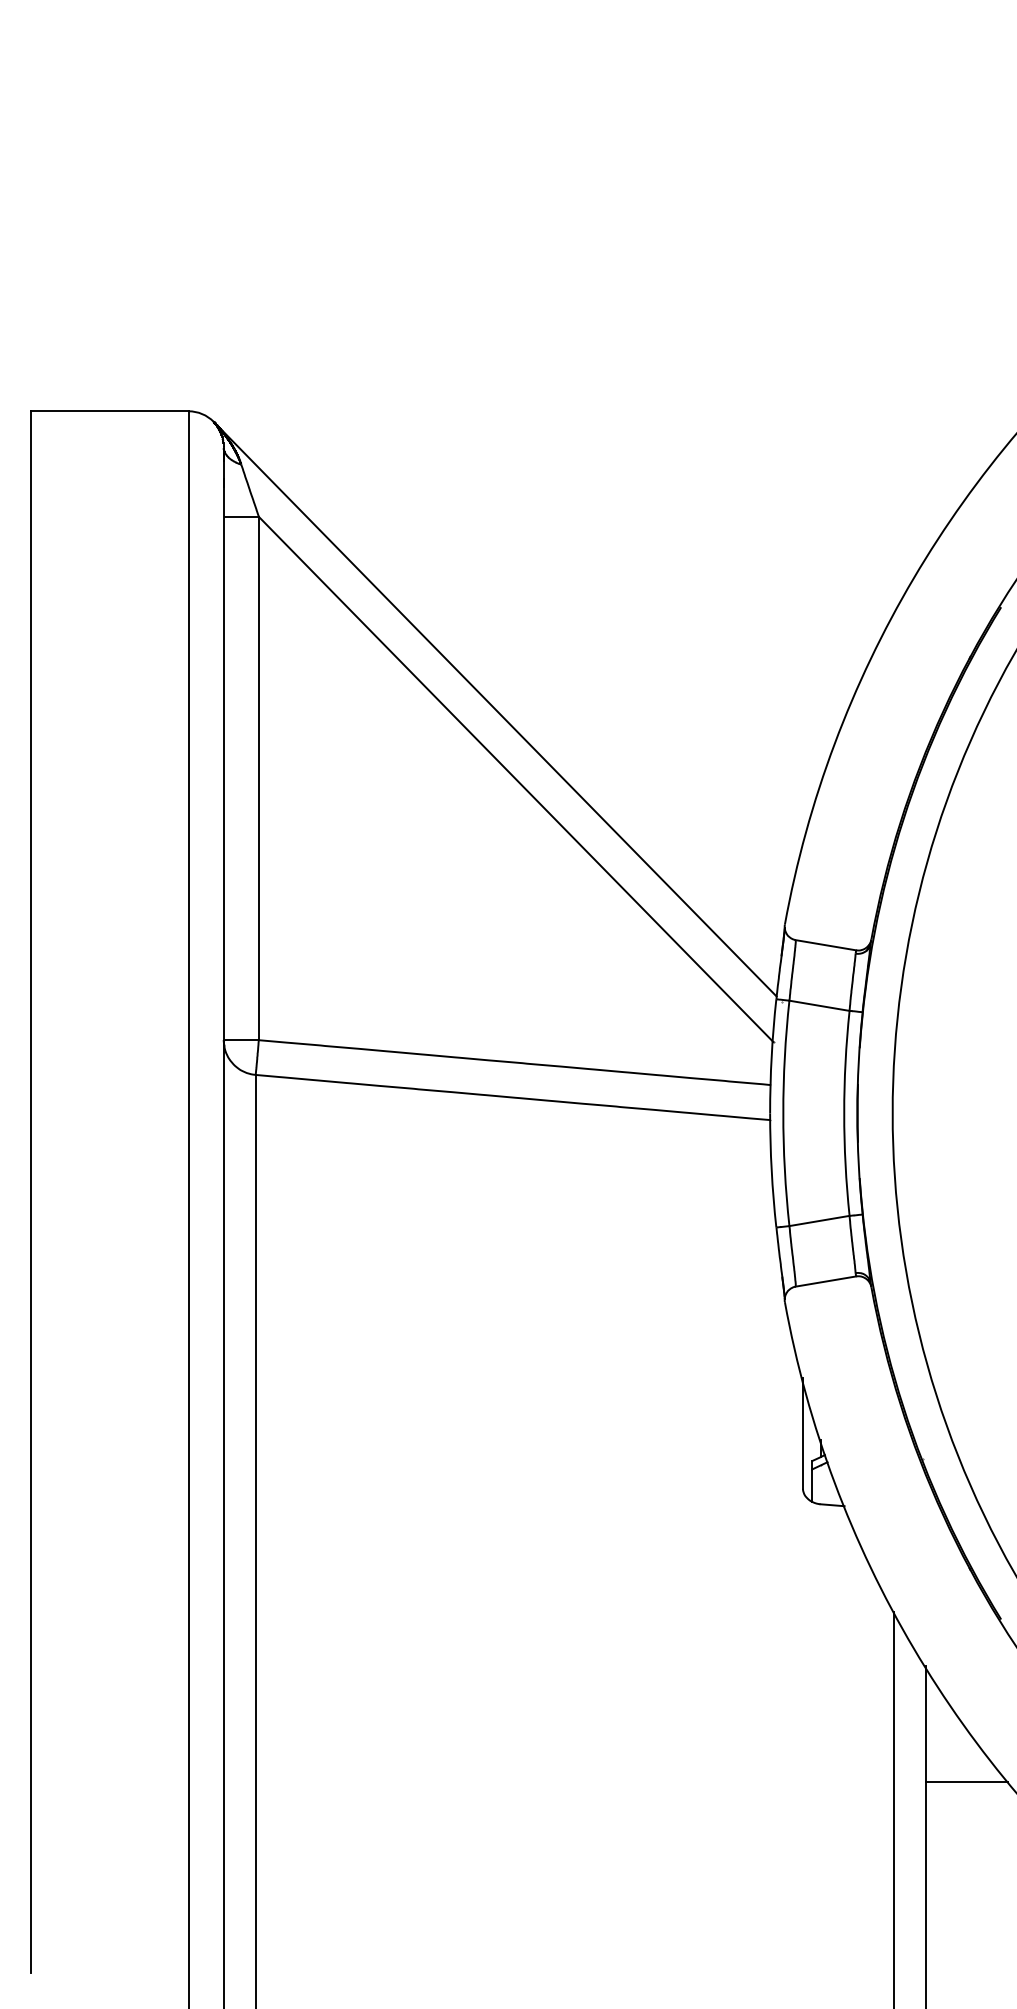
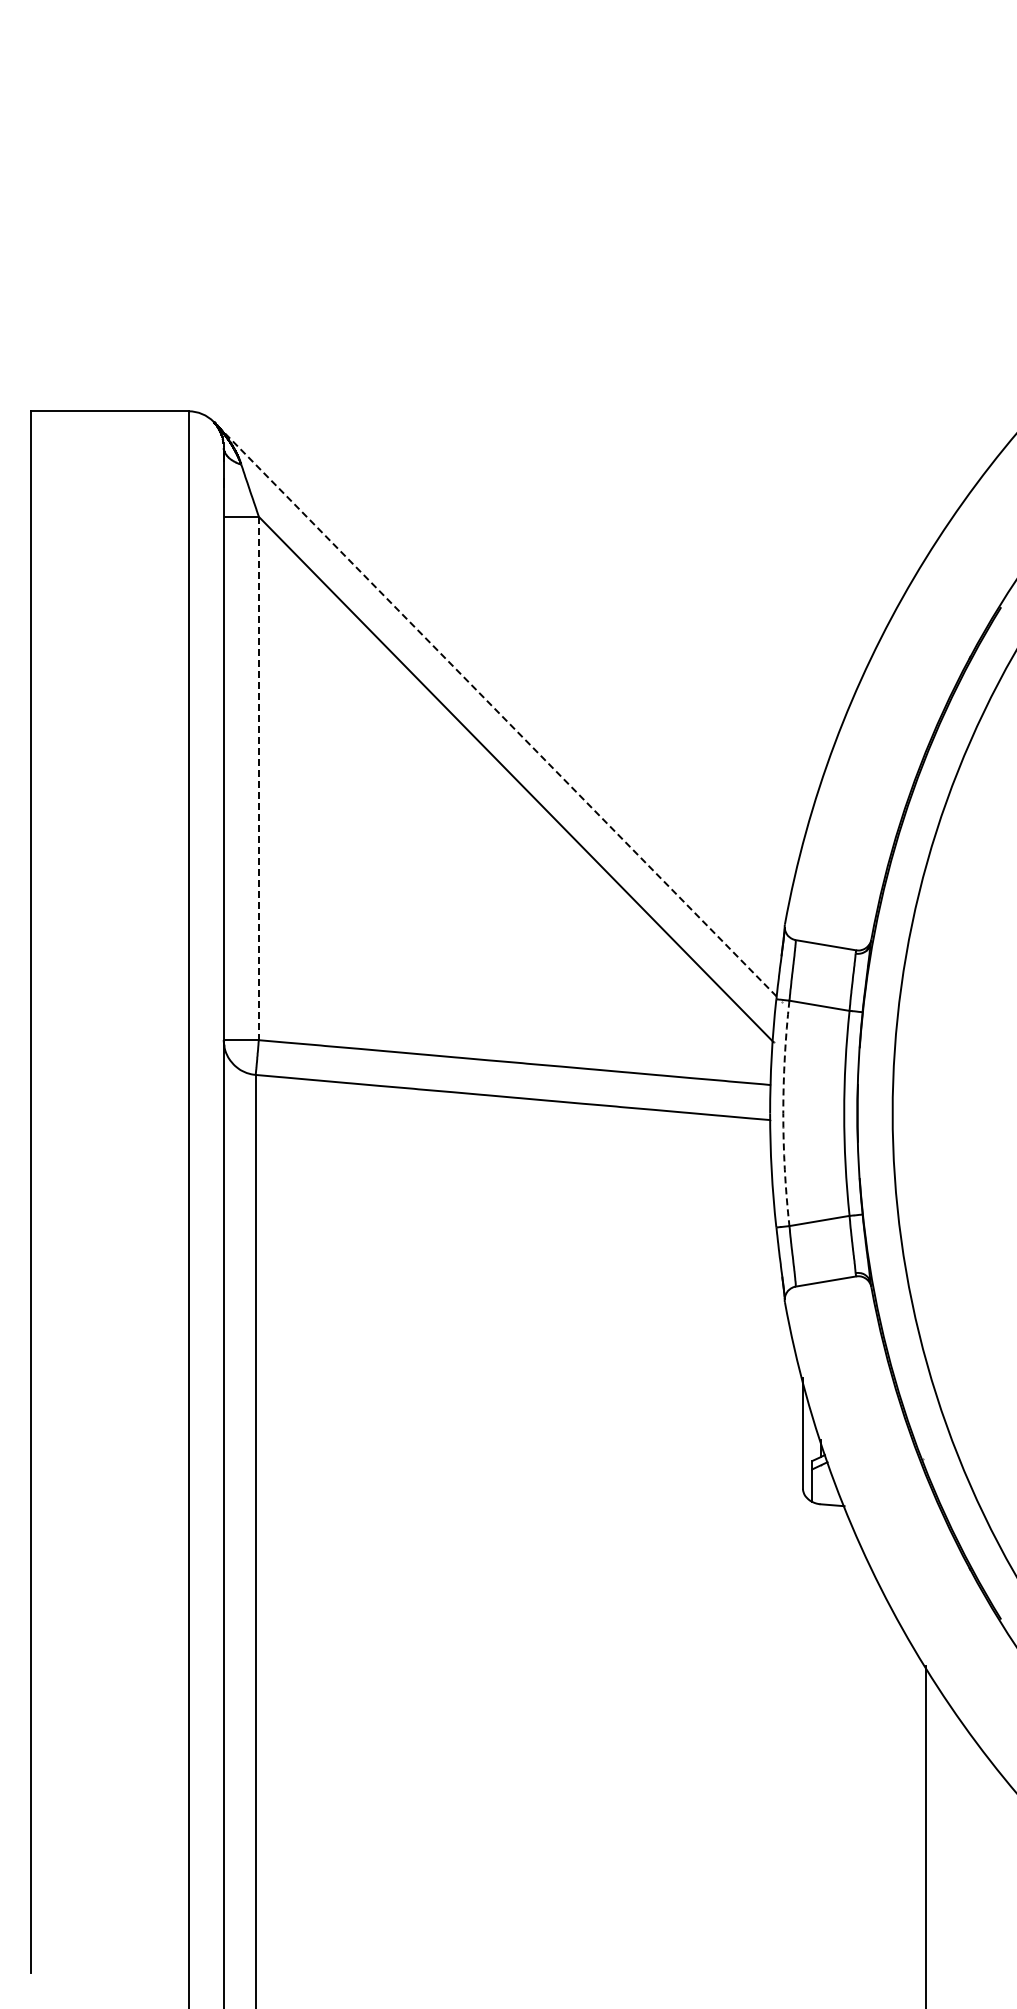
line: solid -> dashed (494, 708)
line: solid -> dashed (258, 778)
arc: solid -> dashed (783, 1113)
line: present -> none (966, 1781)
line: present -> none (893, 1808)
